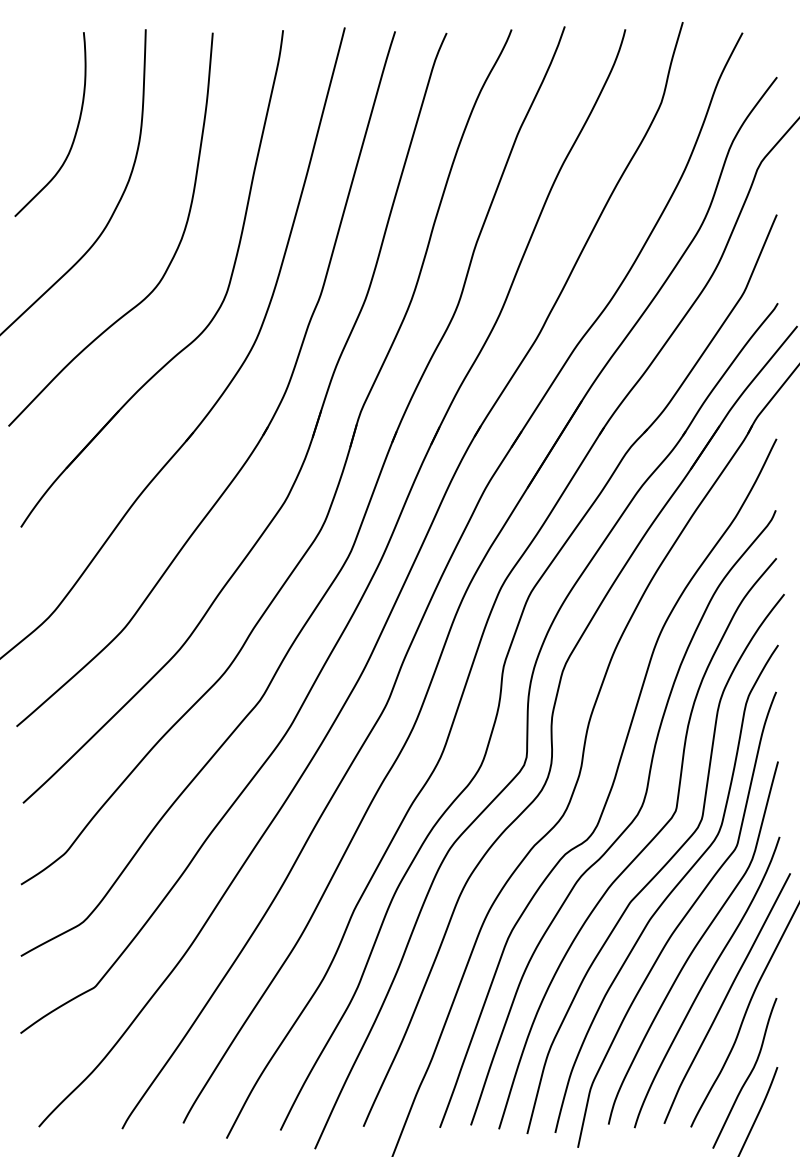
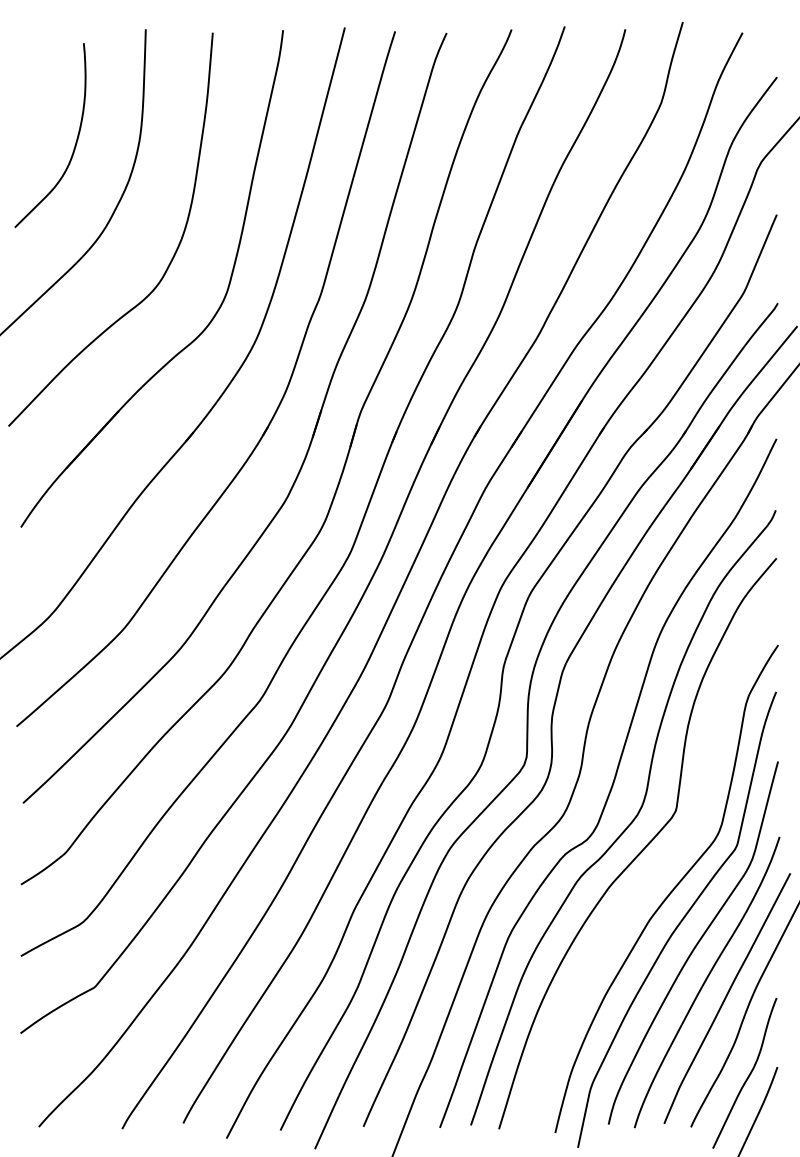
curve position: (75, 130) -> (75, 141) (75, 141)
curve: present -> none (660, 868)
